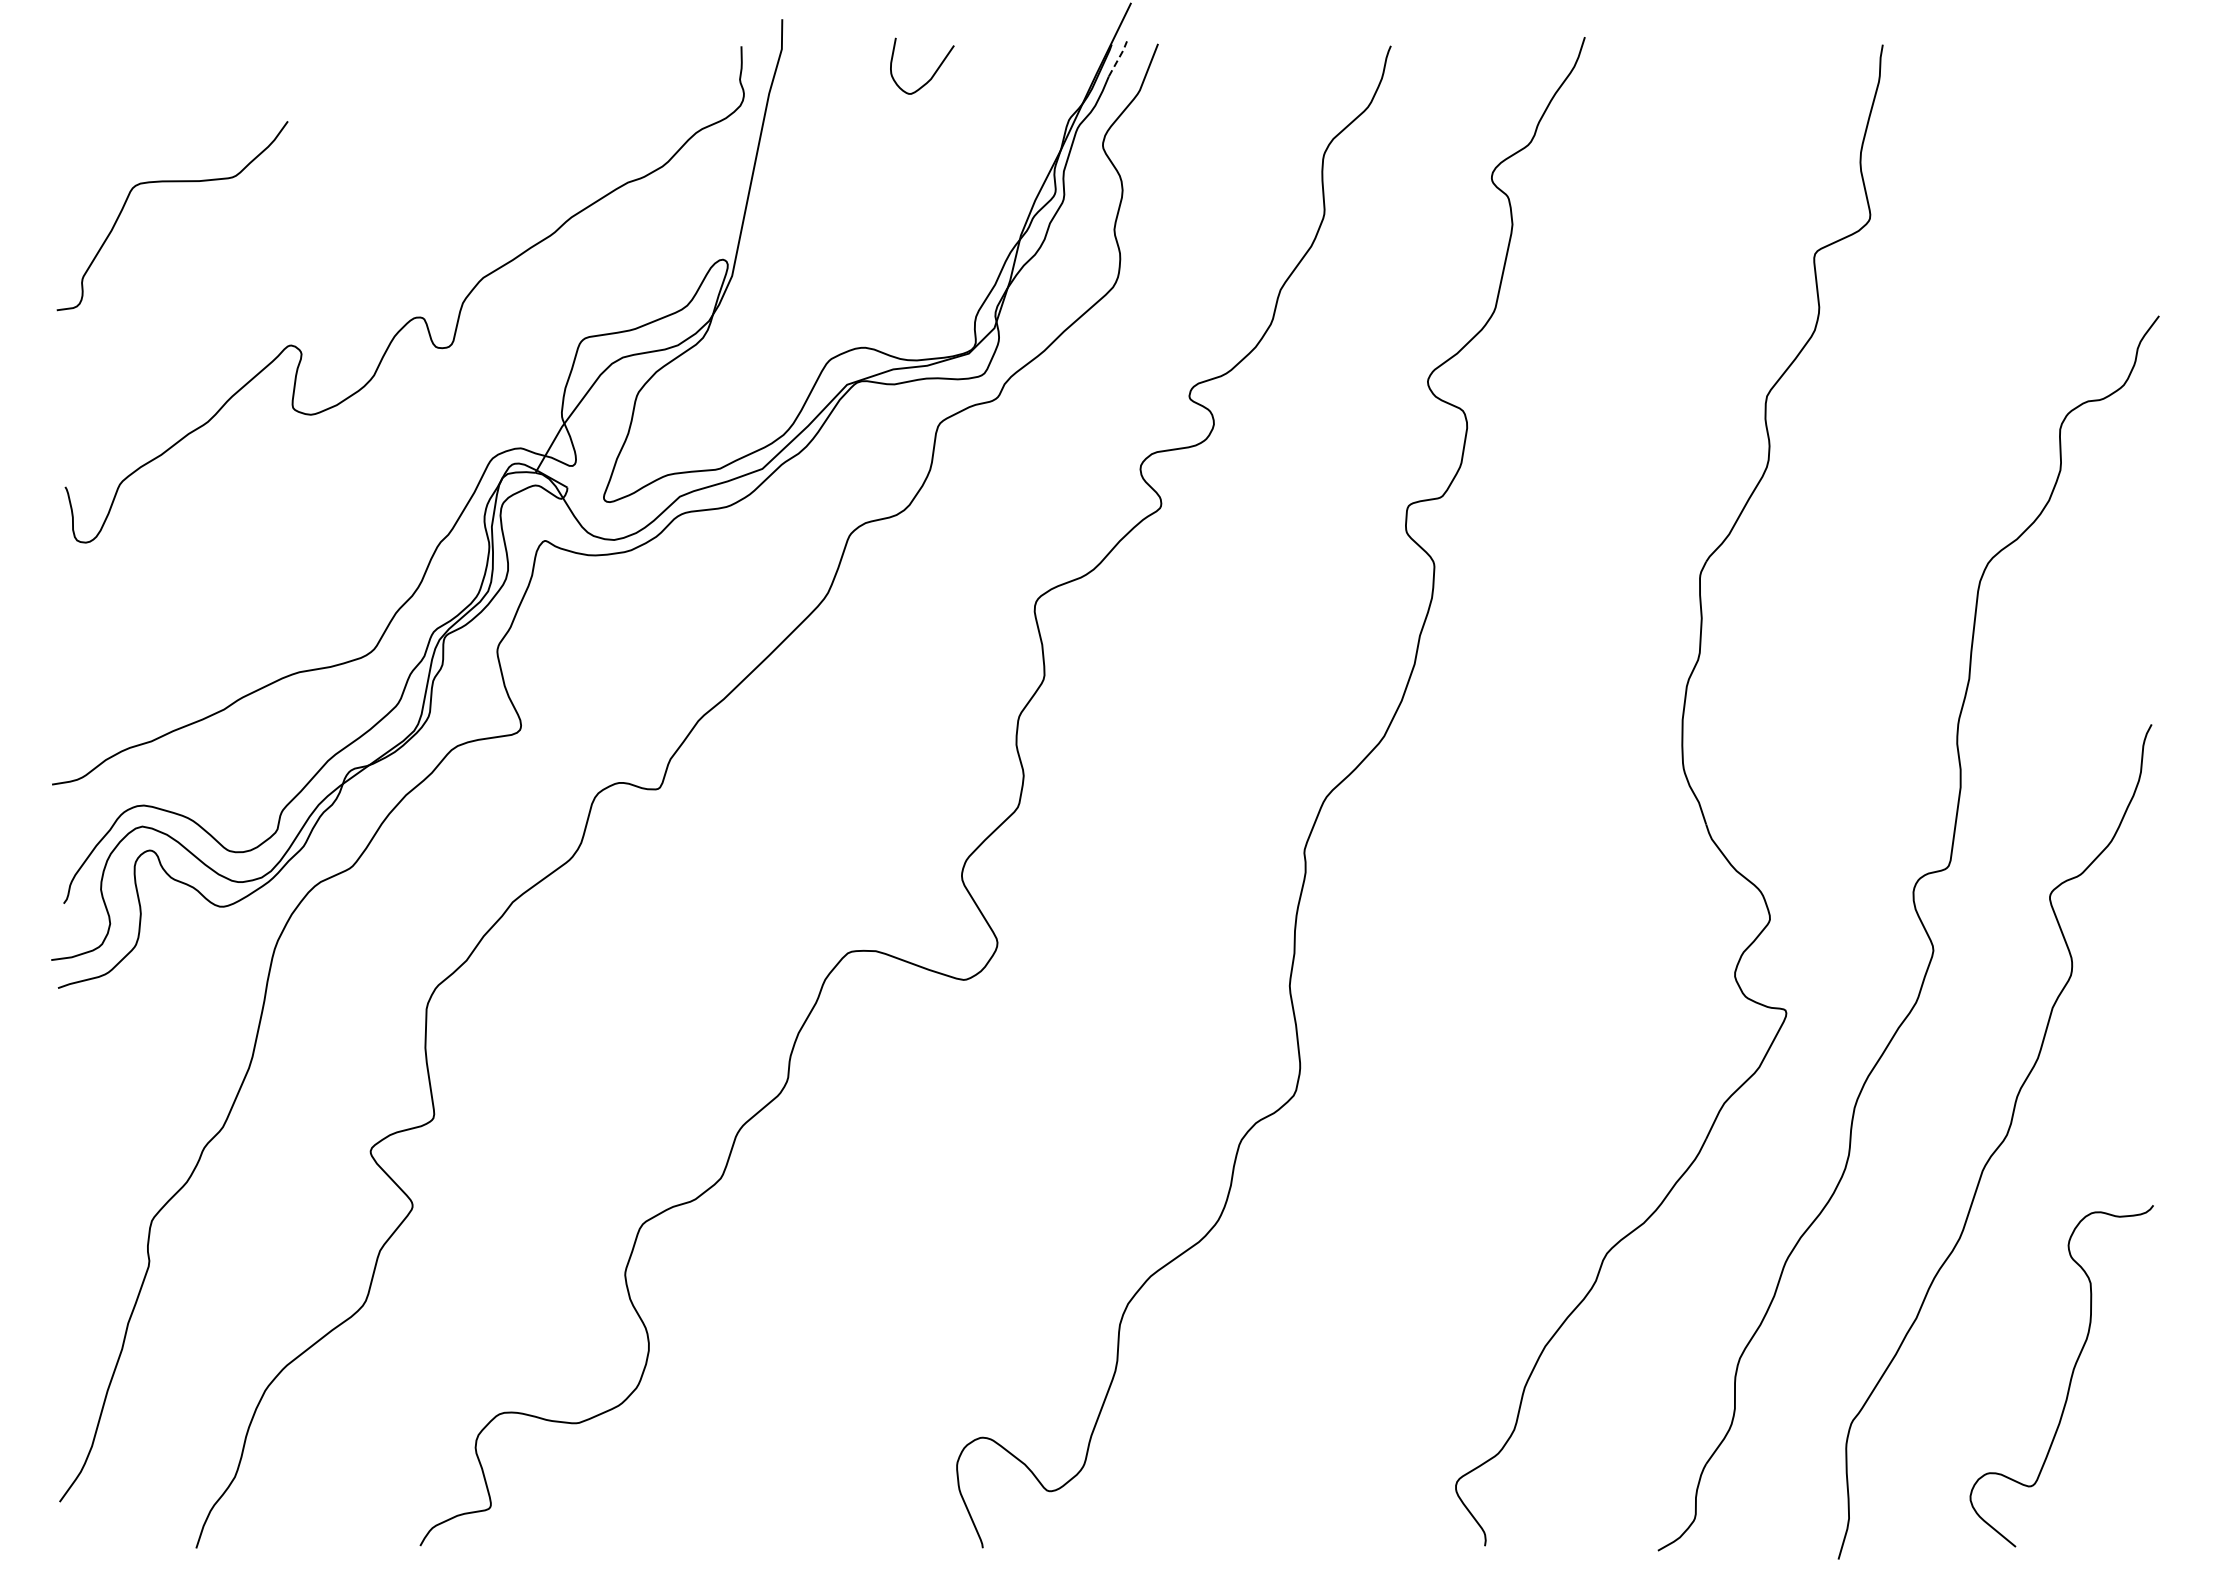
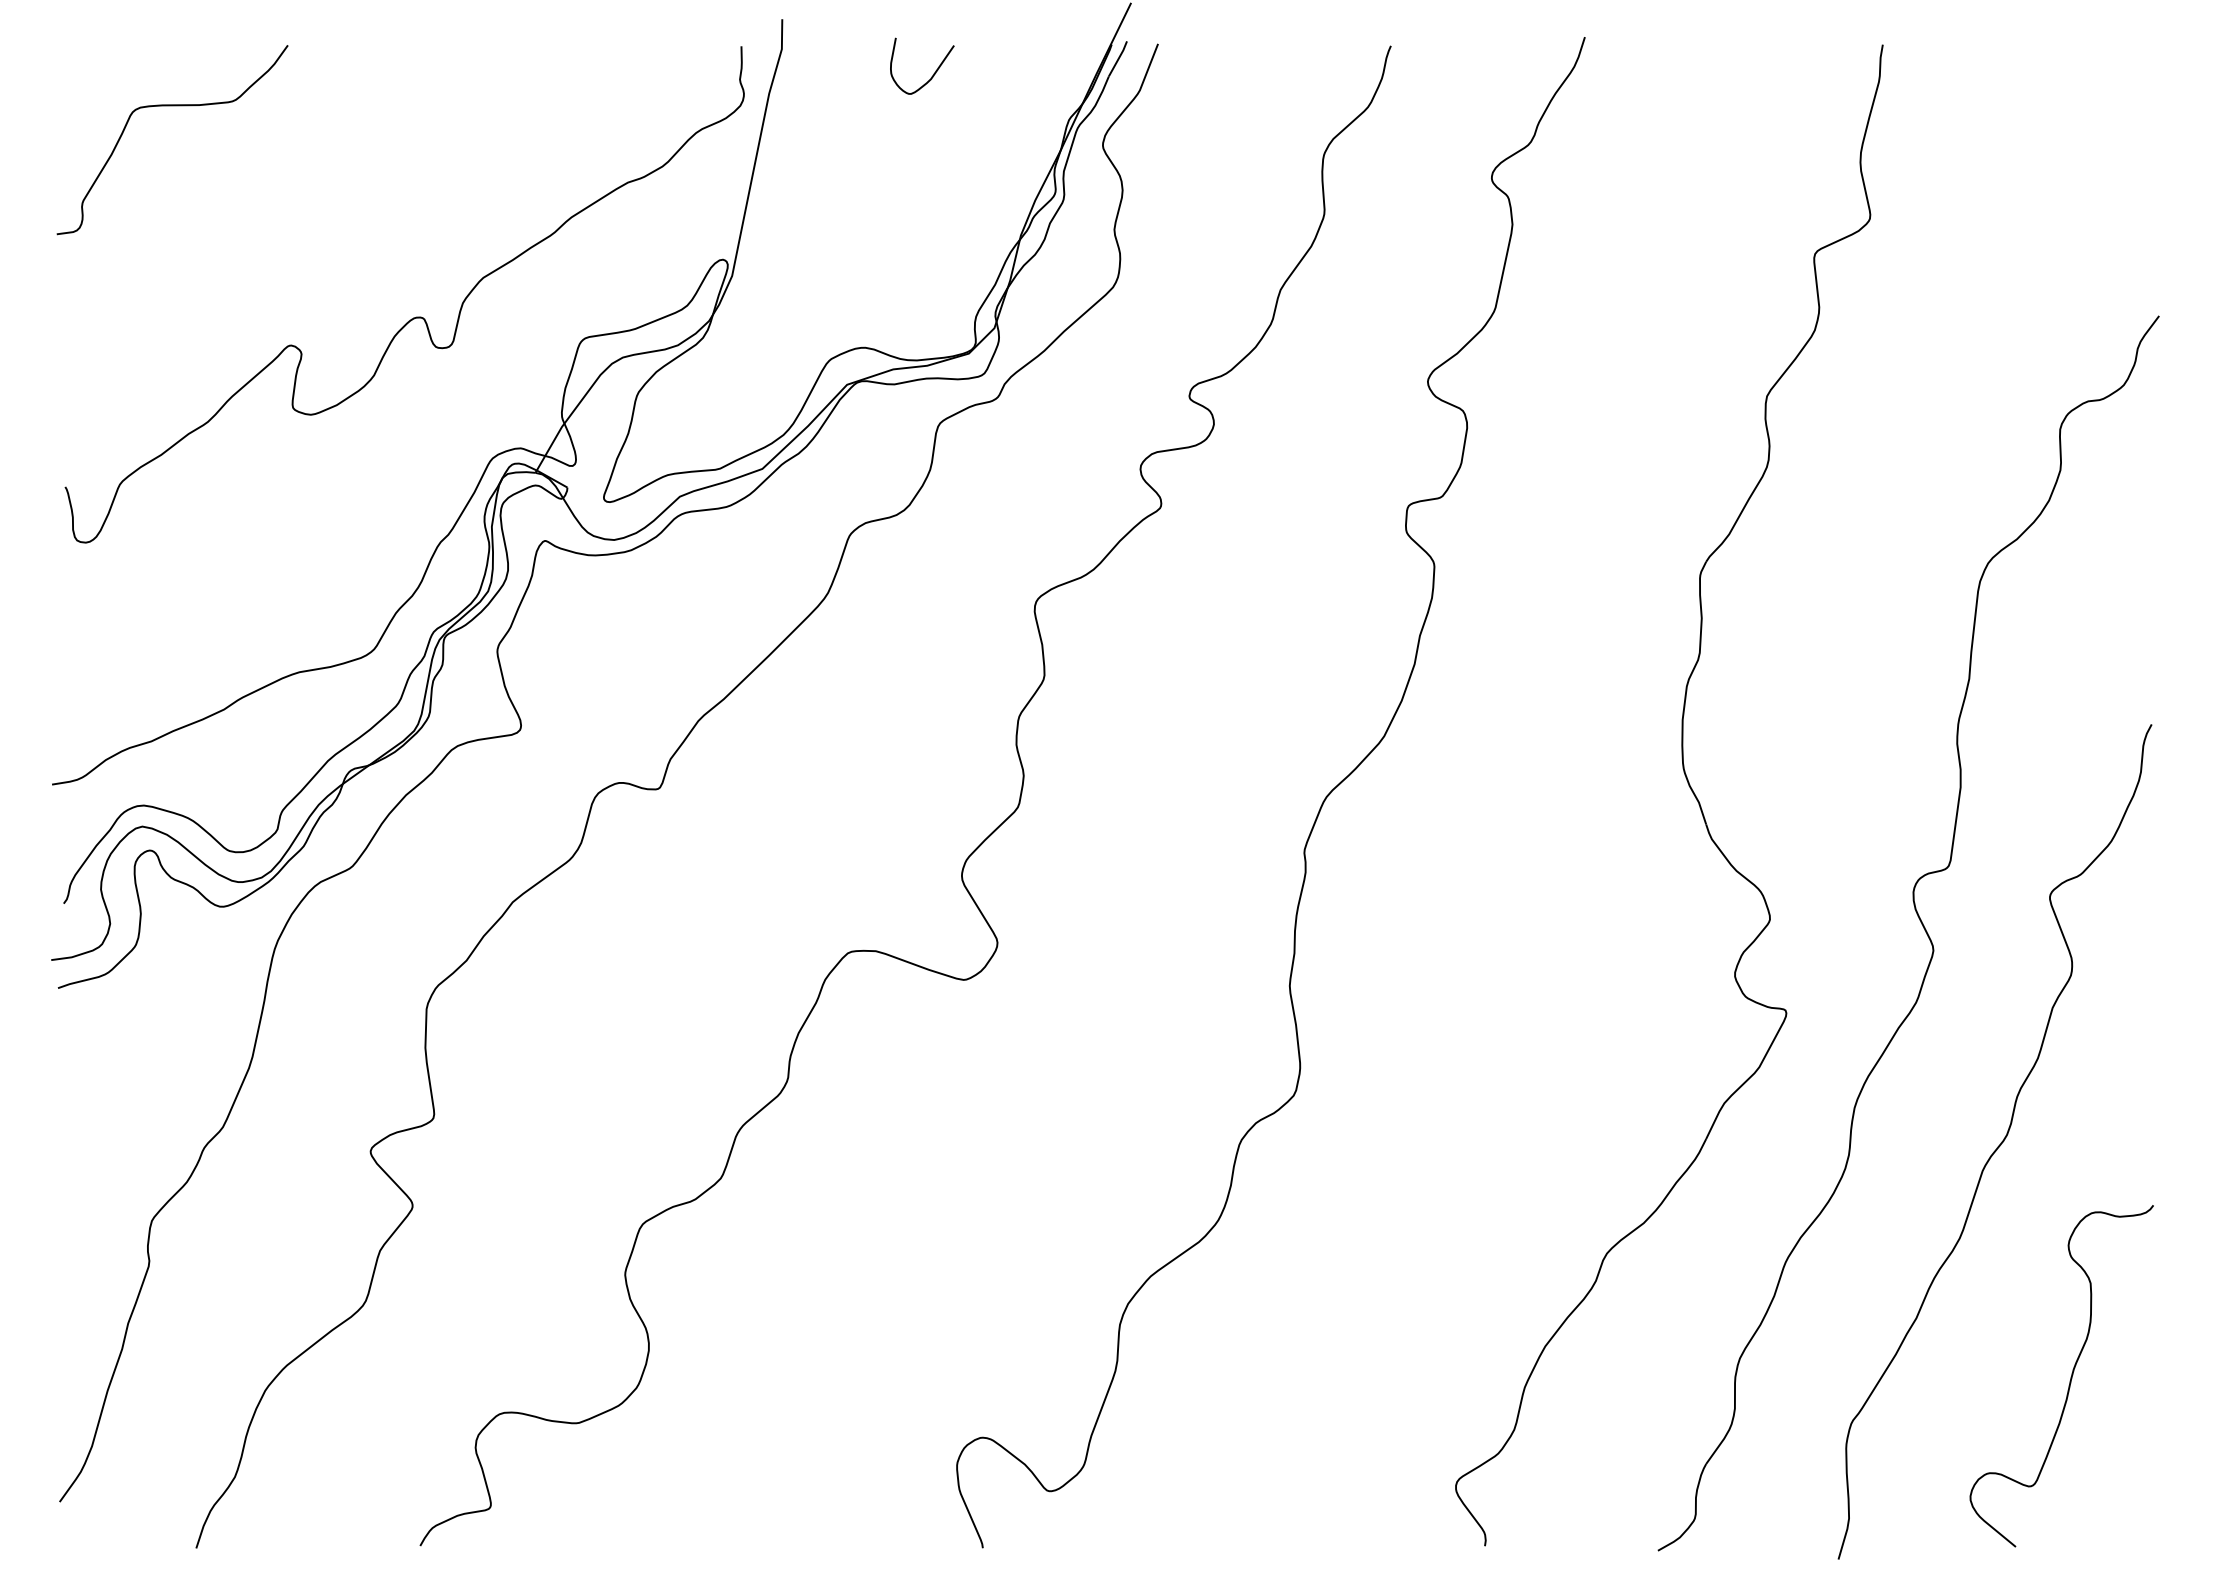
line: dashed -> solid (1119, 58)
curve position: (172, 182) -> (172, 106) (172, 106)
